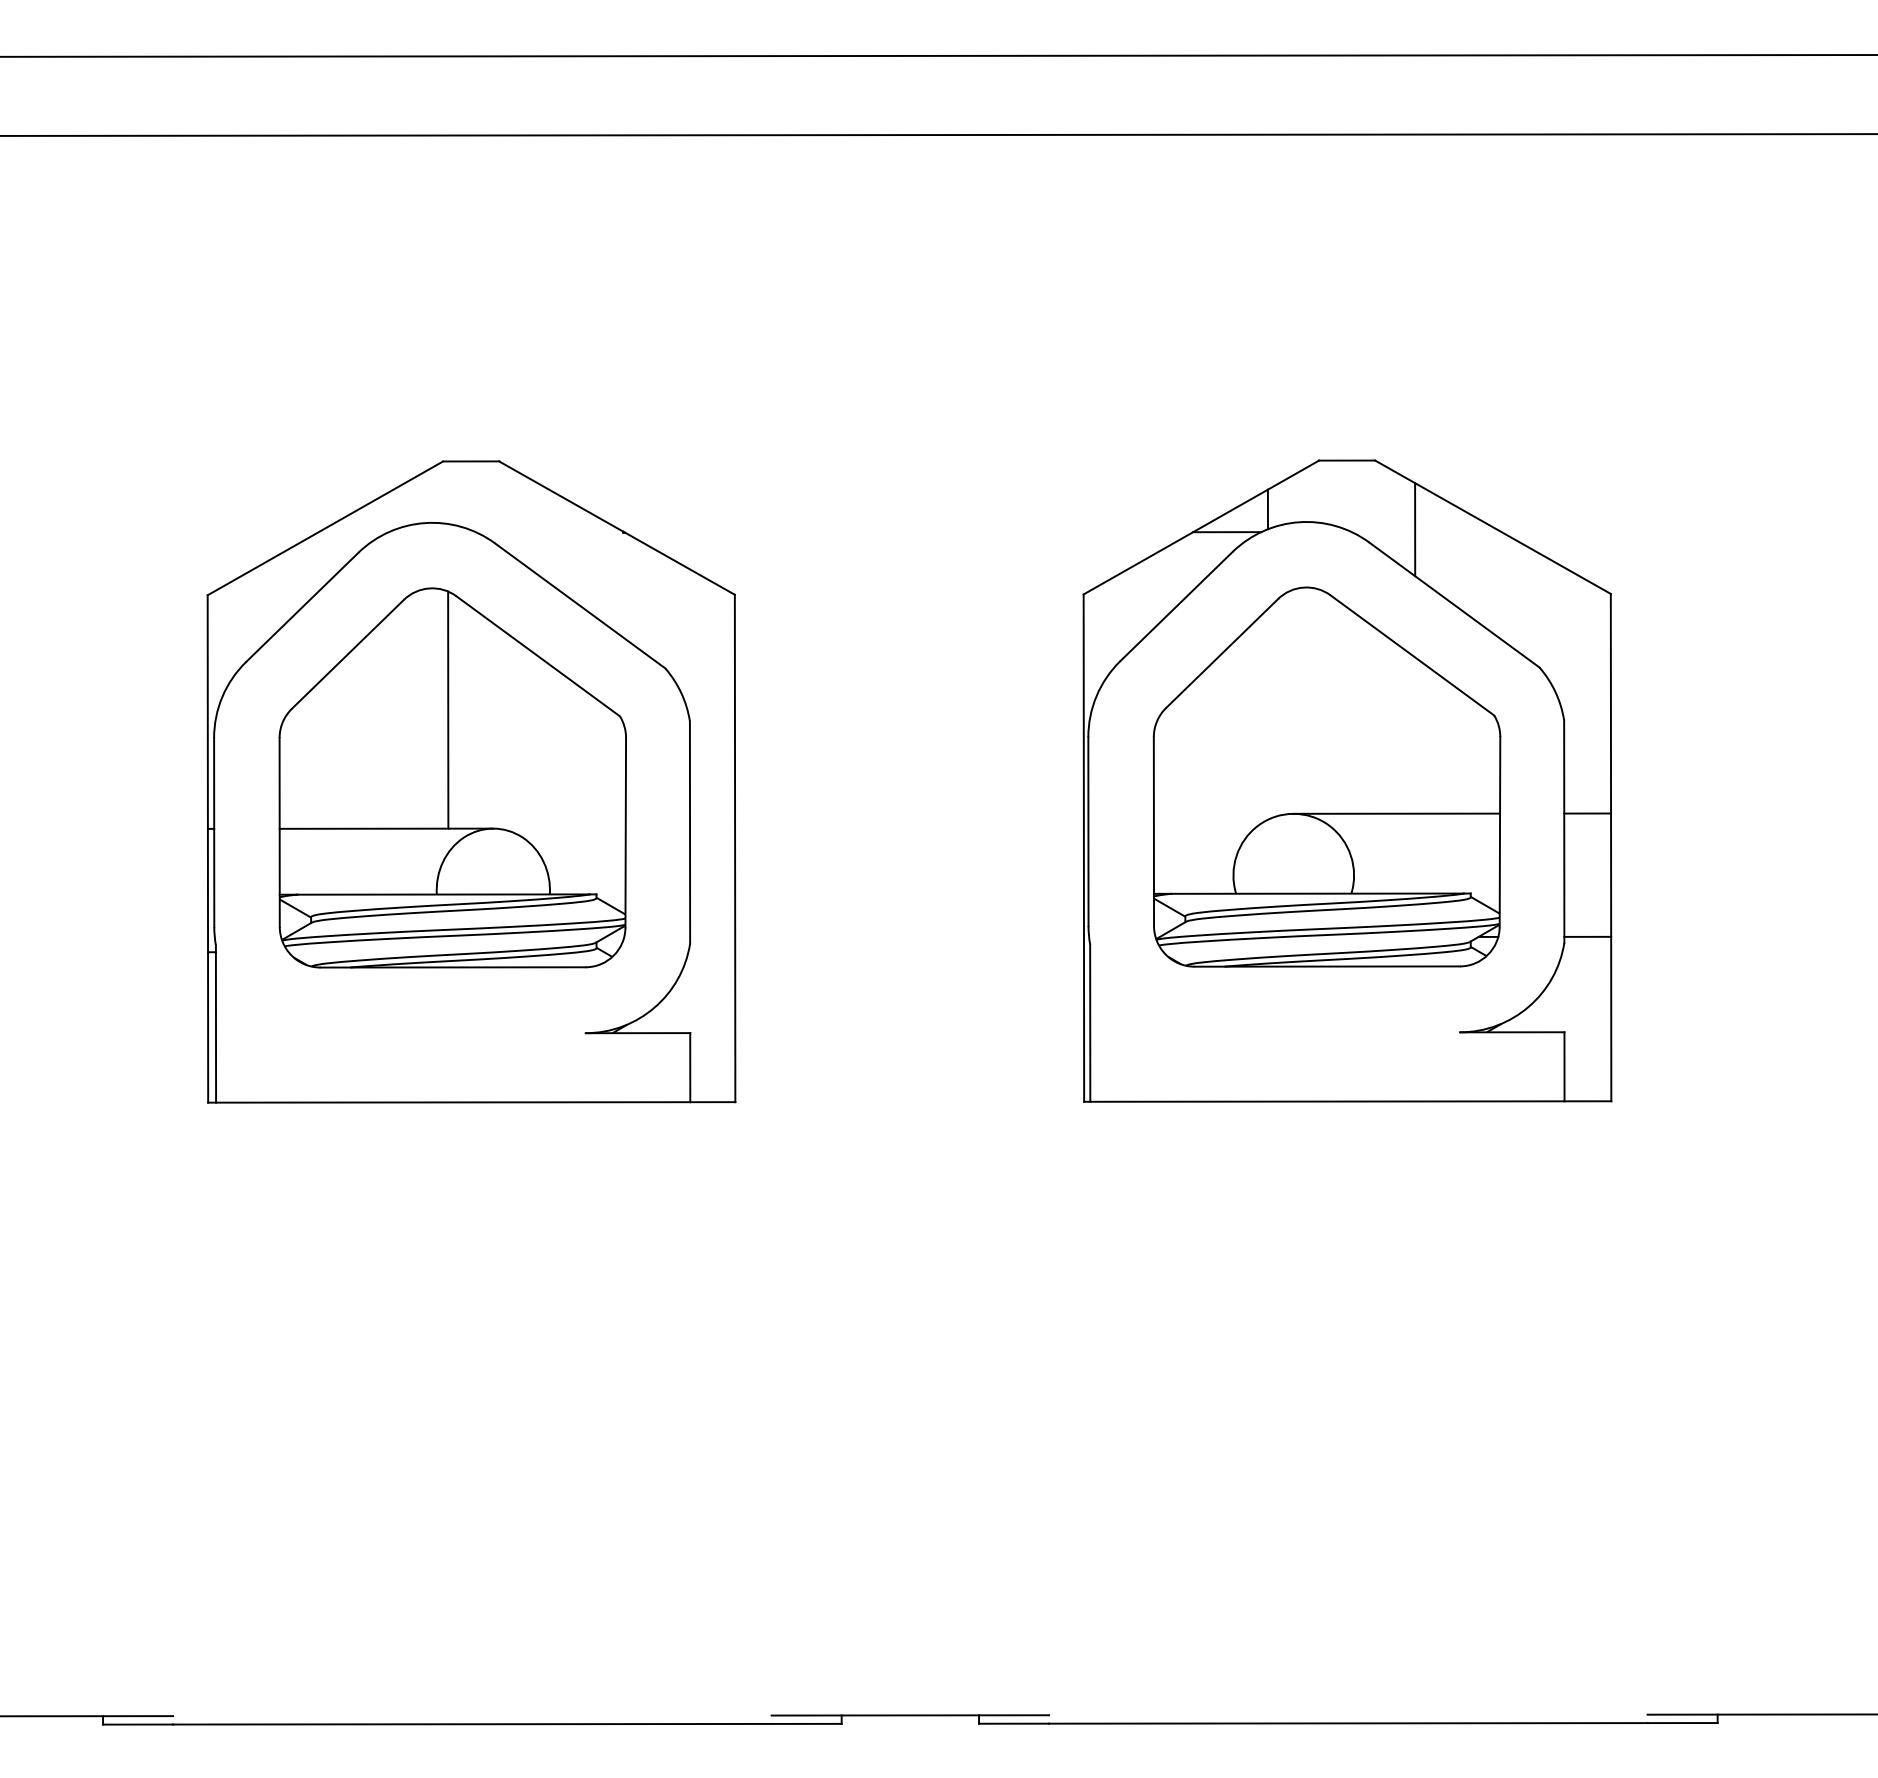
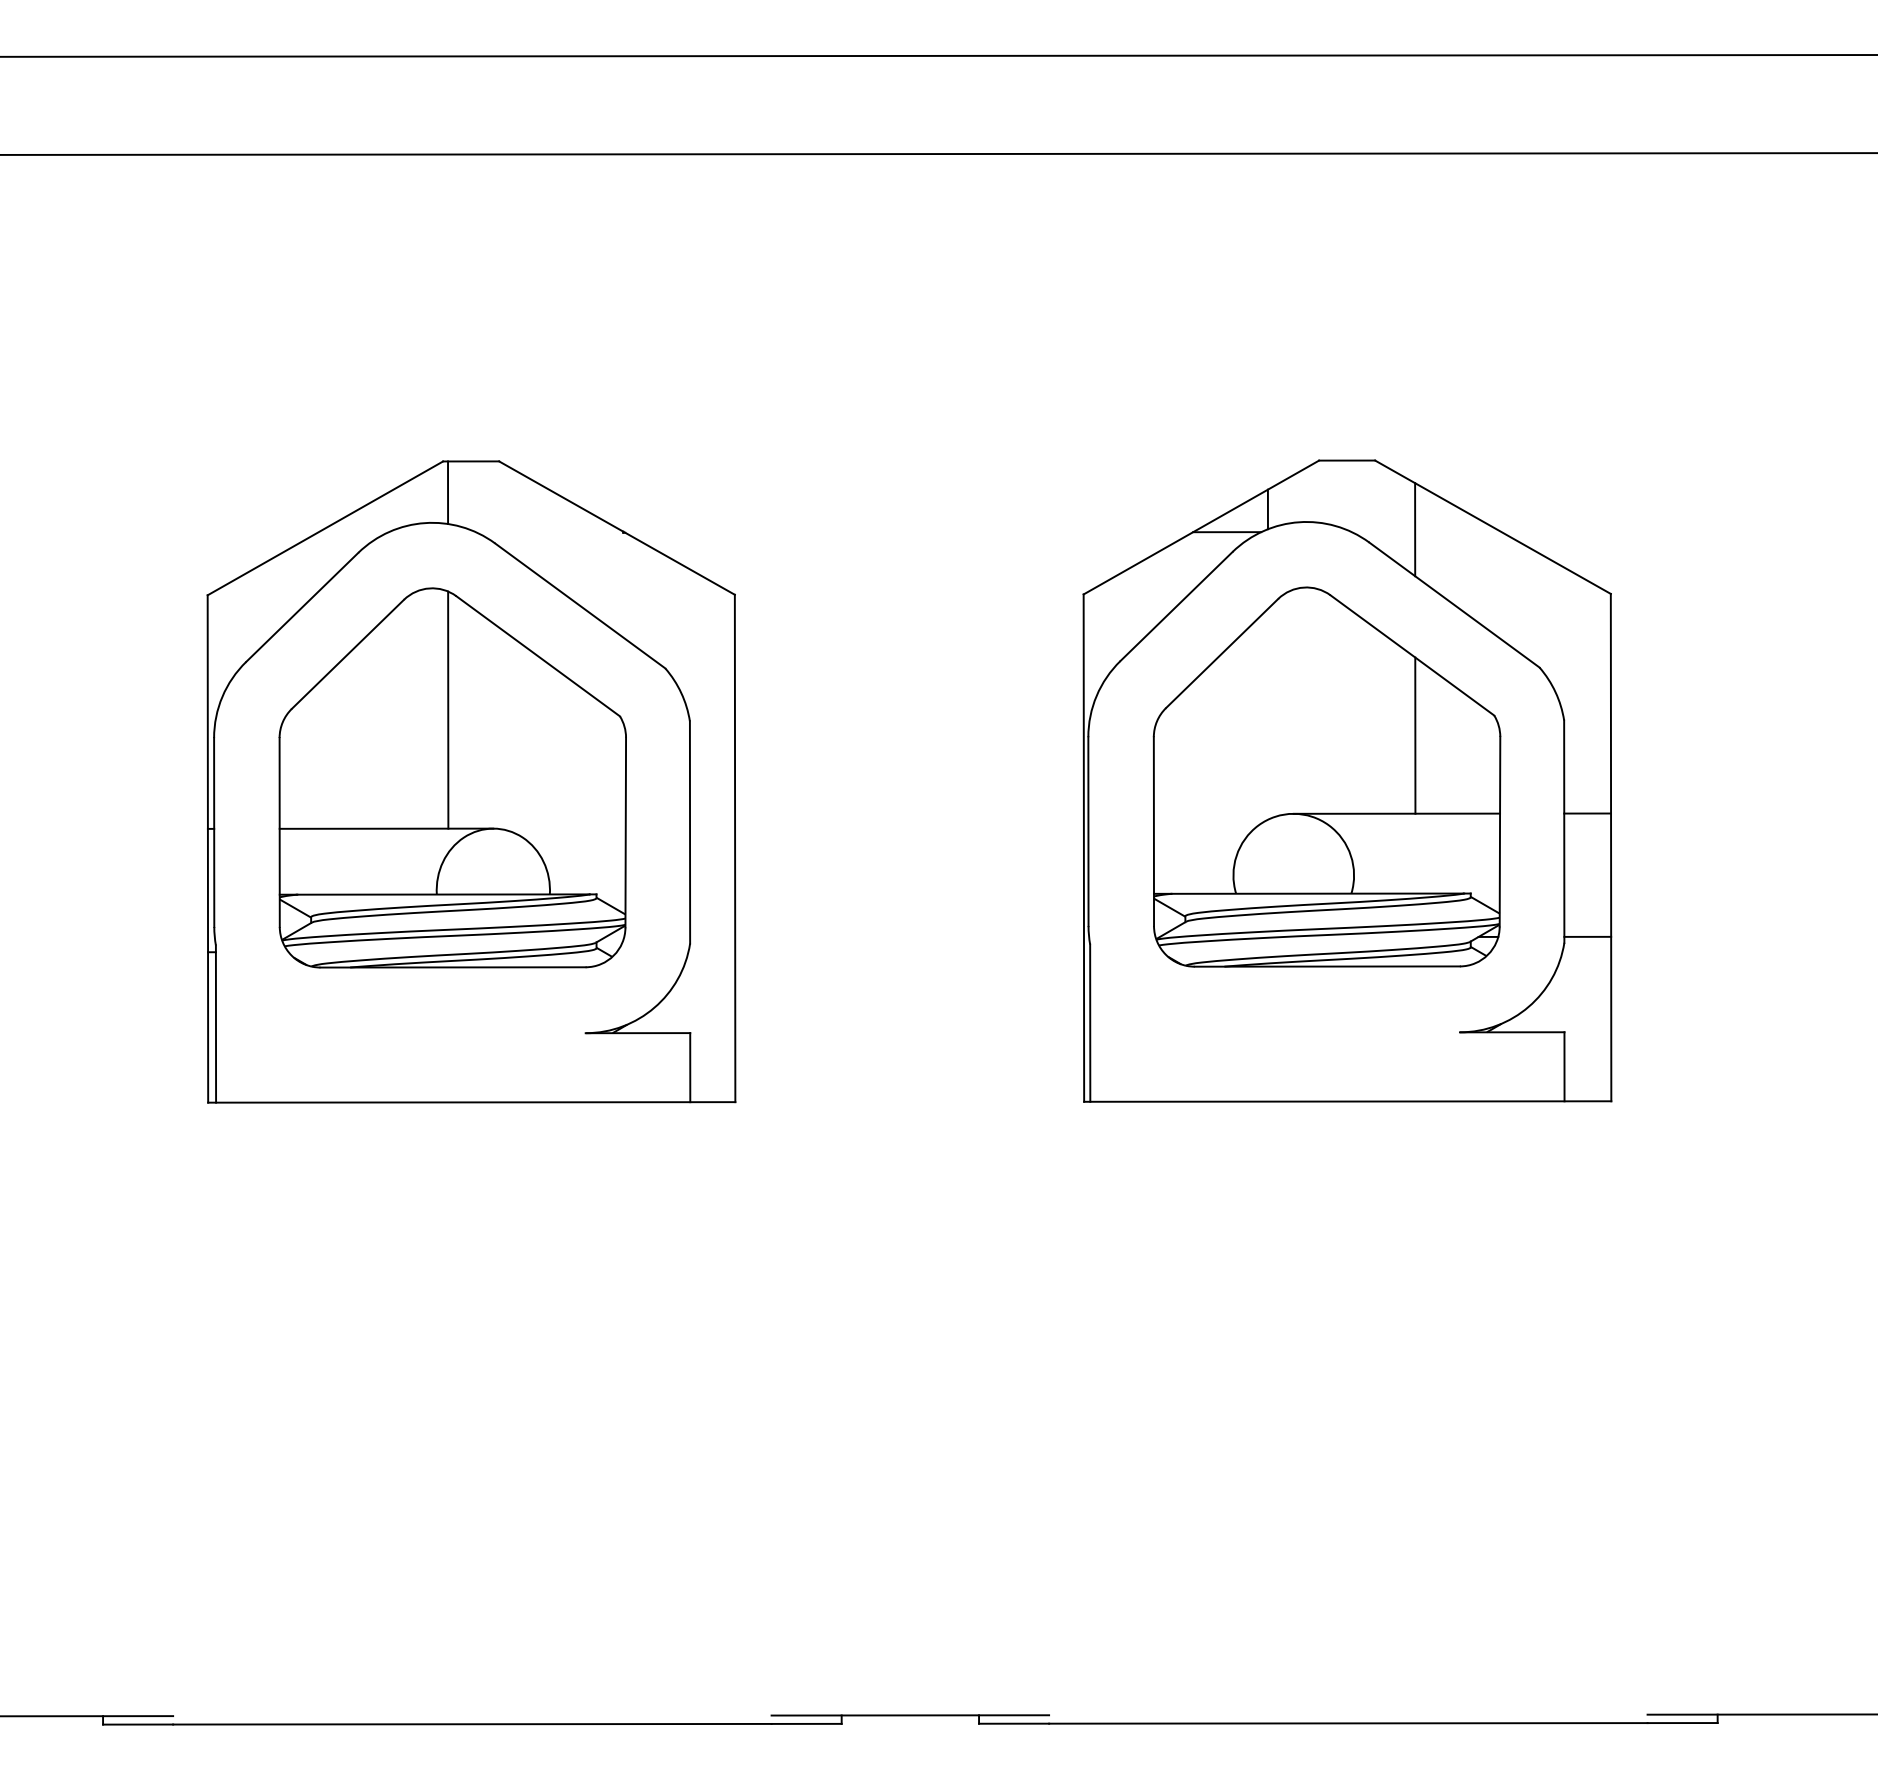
line position: (938, 134) -> (938, 153) (938, 153)
line: none -> present (448, 492)
line: none -> present (1415, 735)
